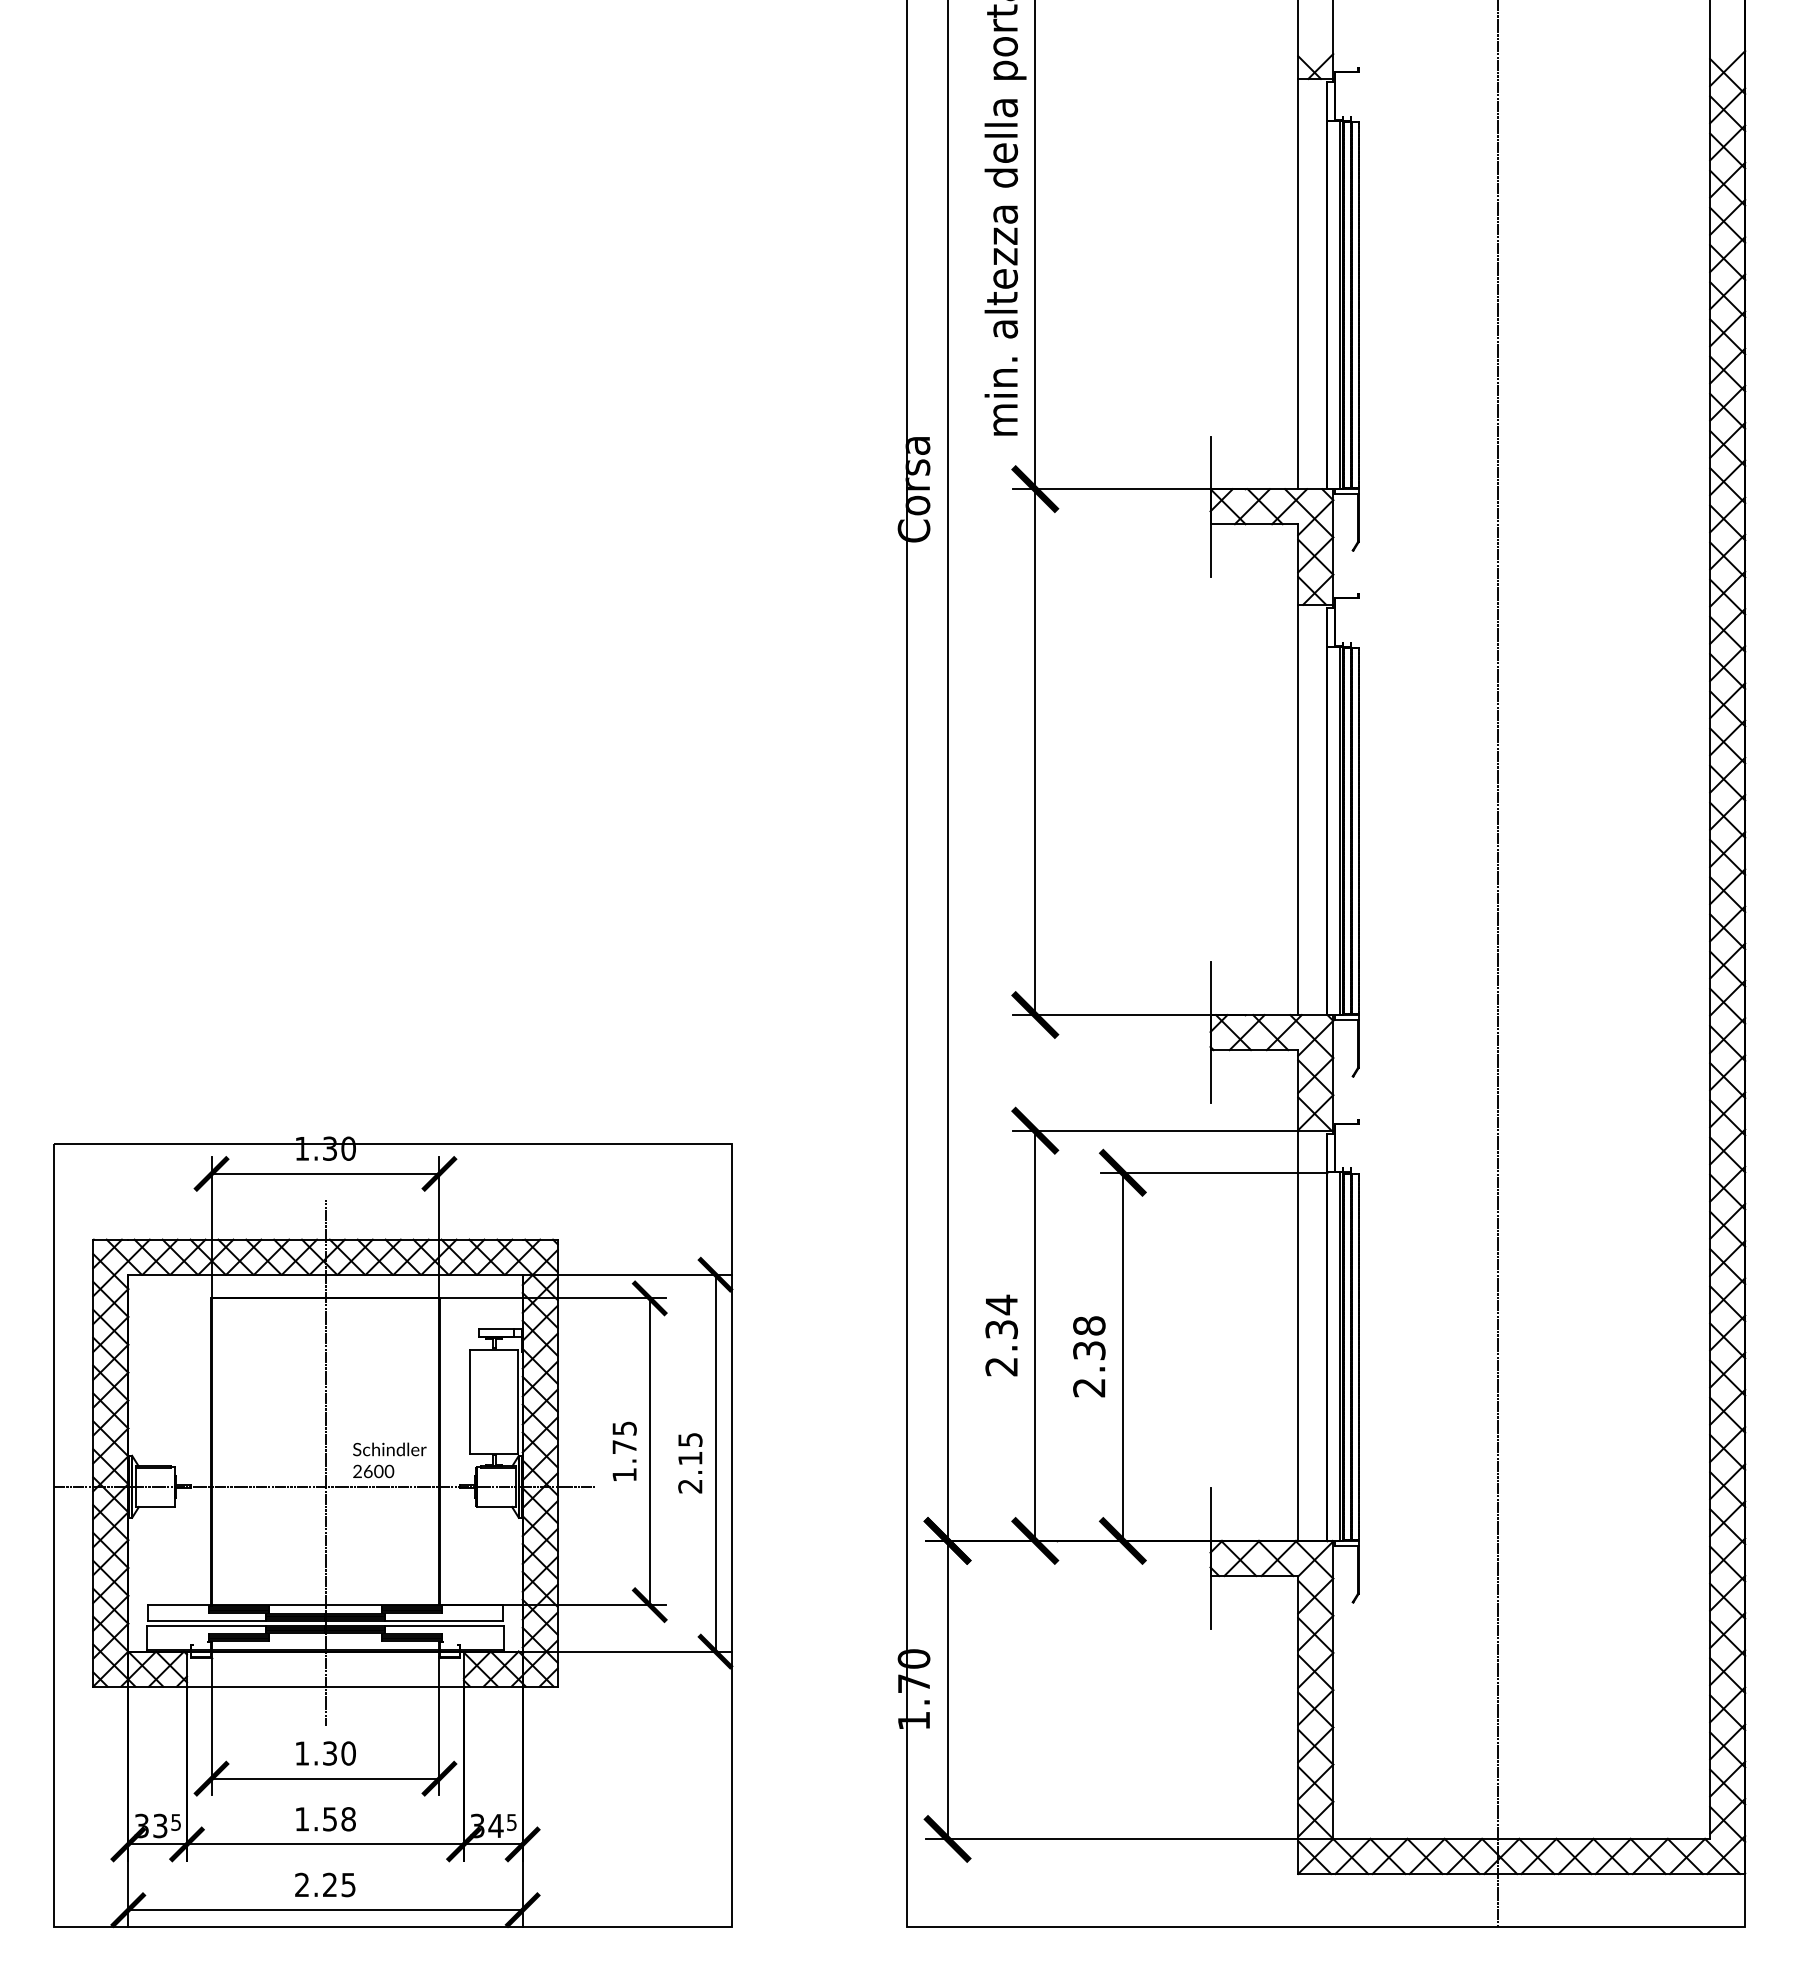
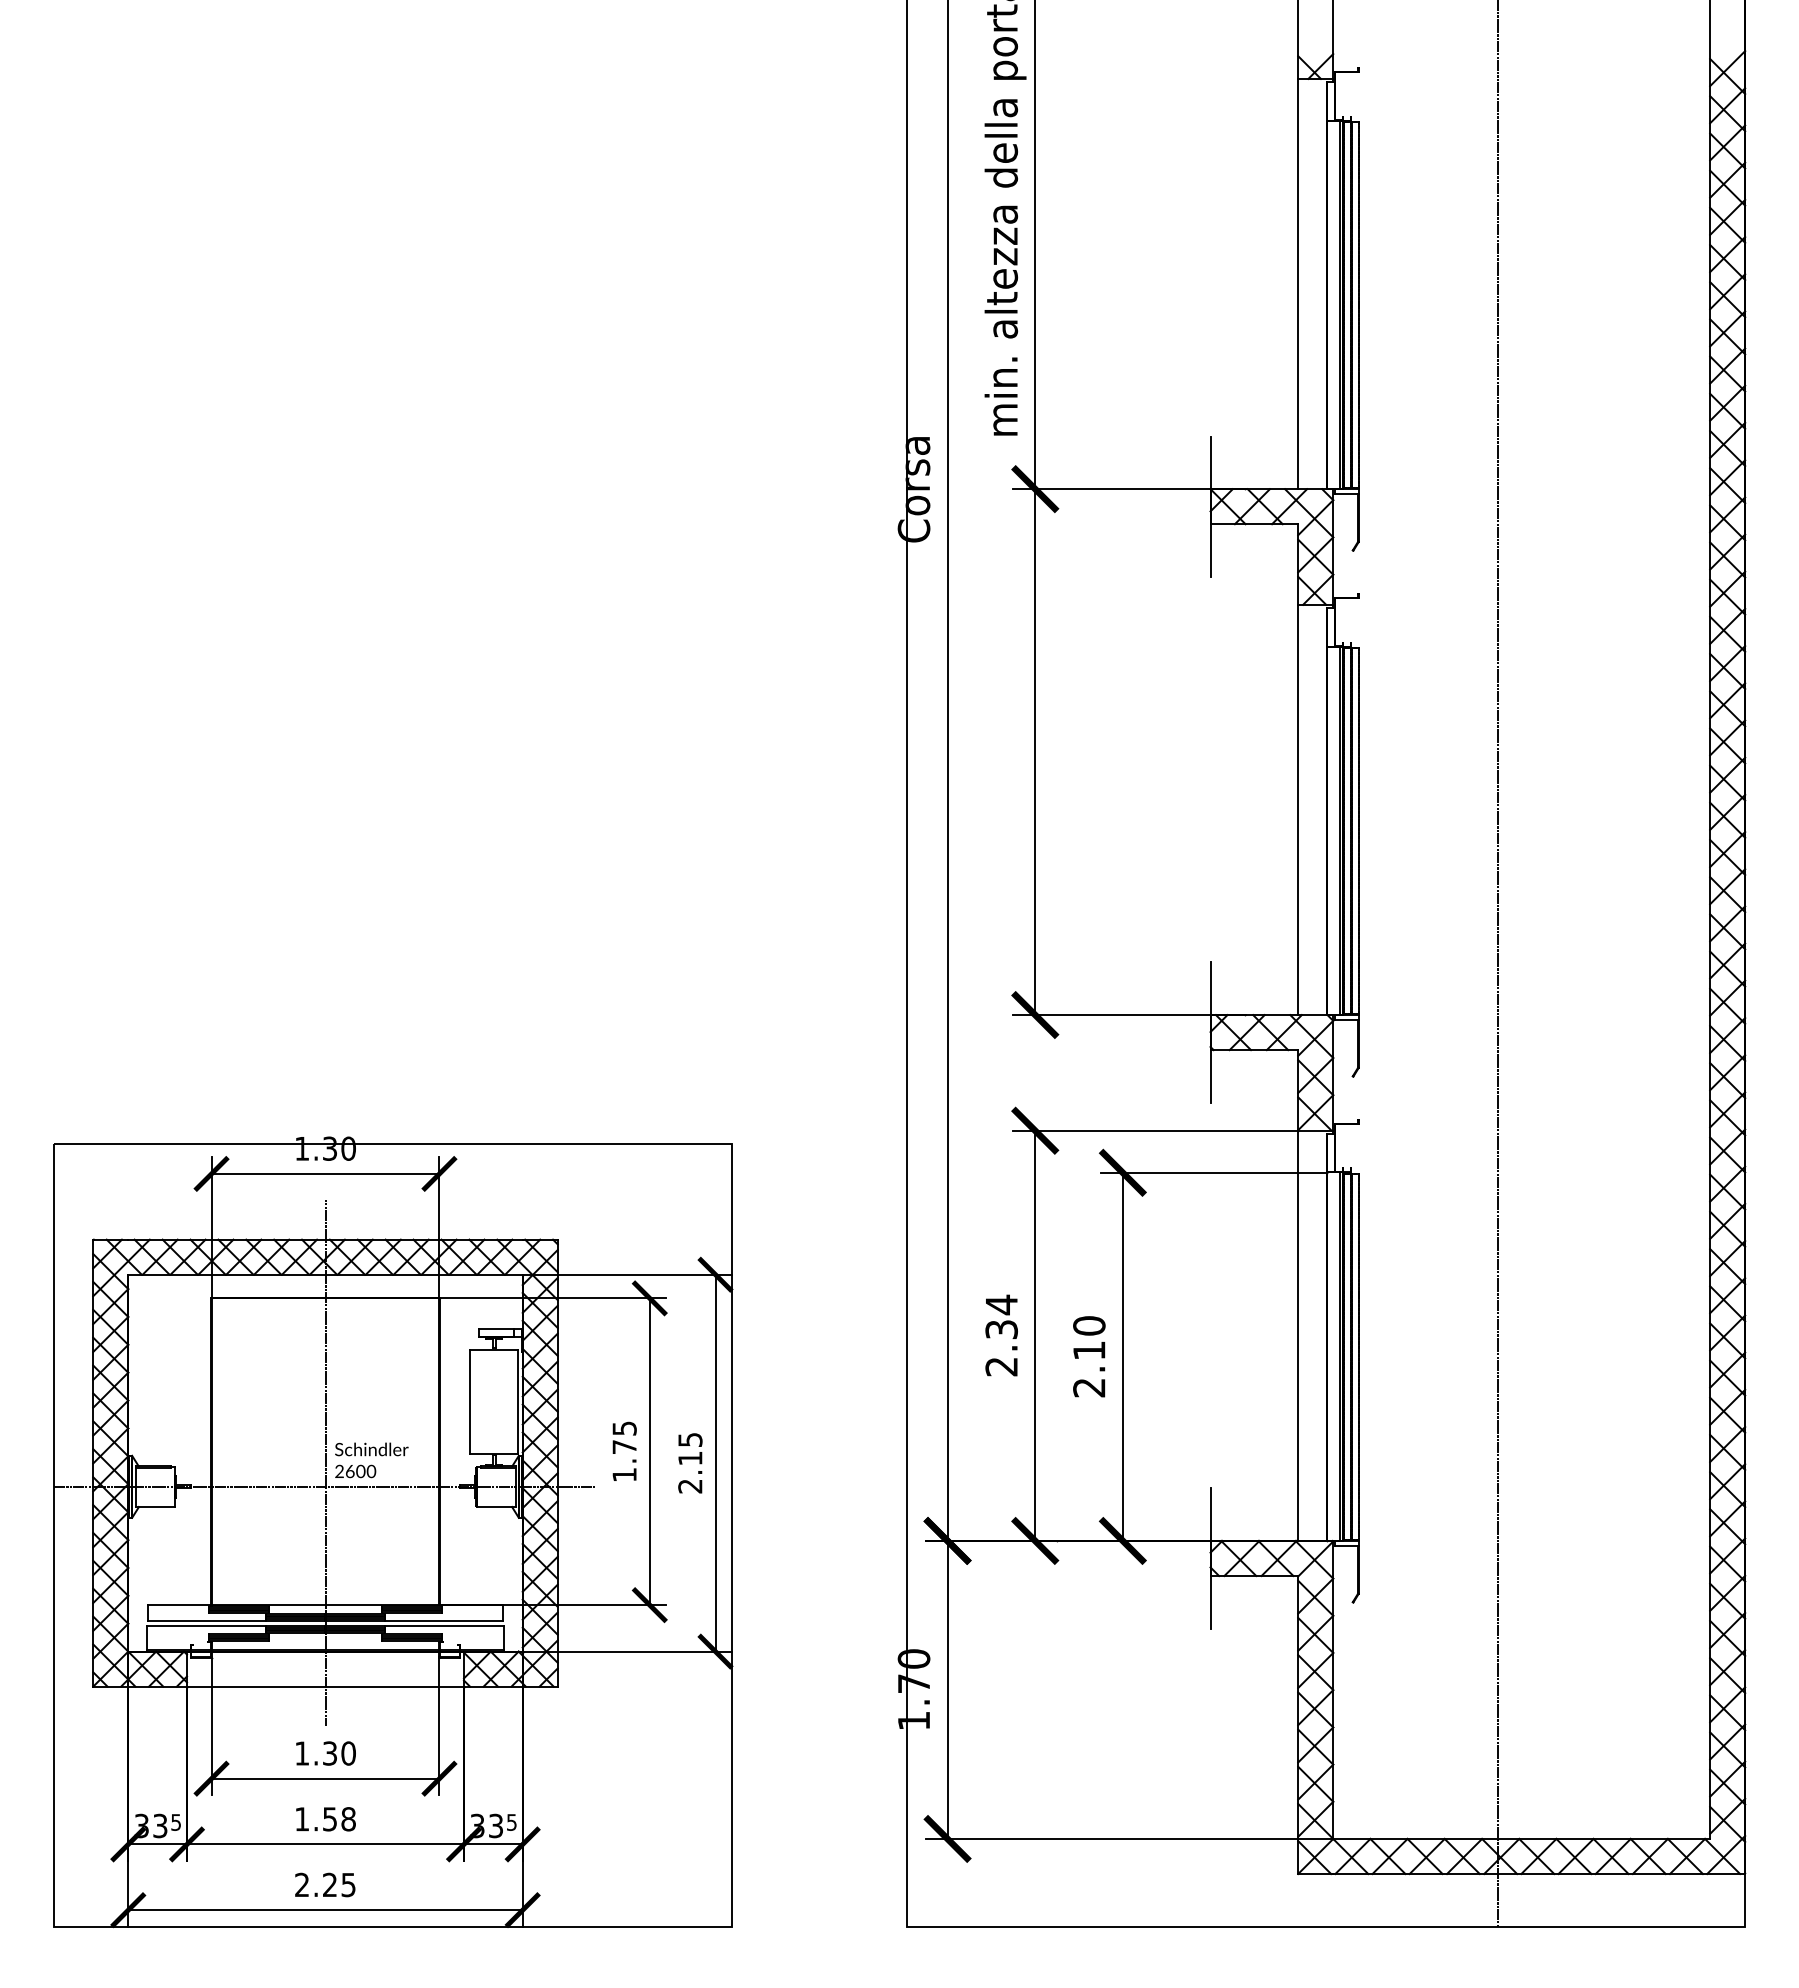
text: 2.38 -> 2.10 (1089, 1338)
text position: (389, 1460) -> (371, 1460) (371, 1460)
text: 34 -> 33 (495, 1825)
